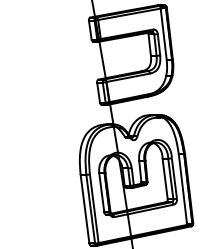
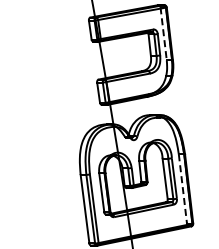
line: solid -> dashed (163, 33)
line: solid -> dashed (182, 188)
